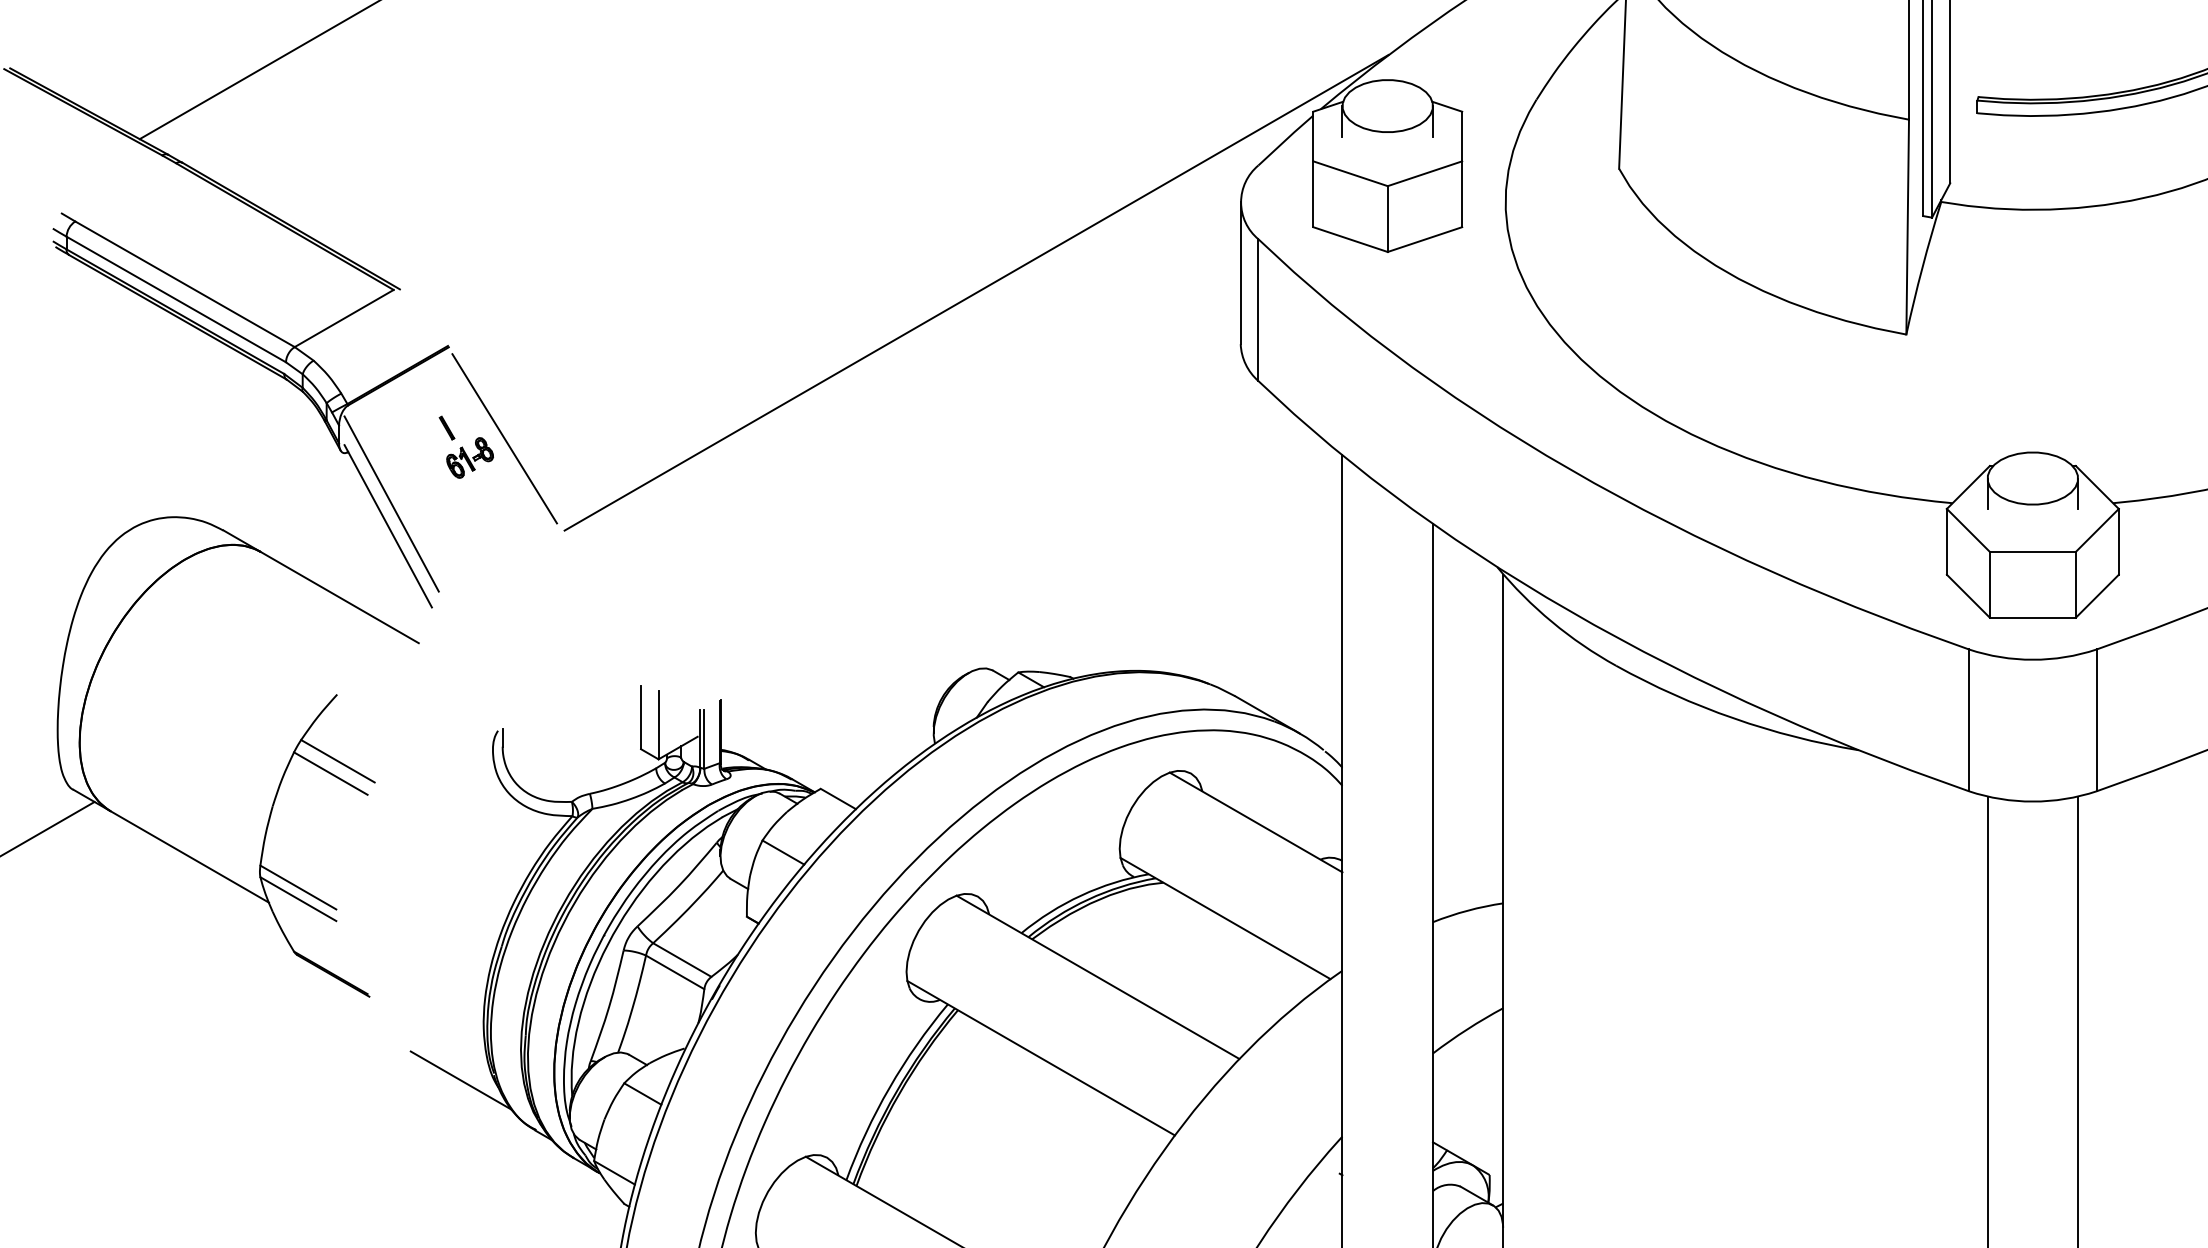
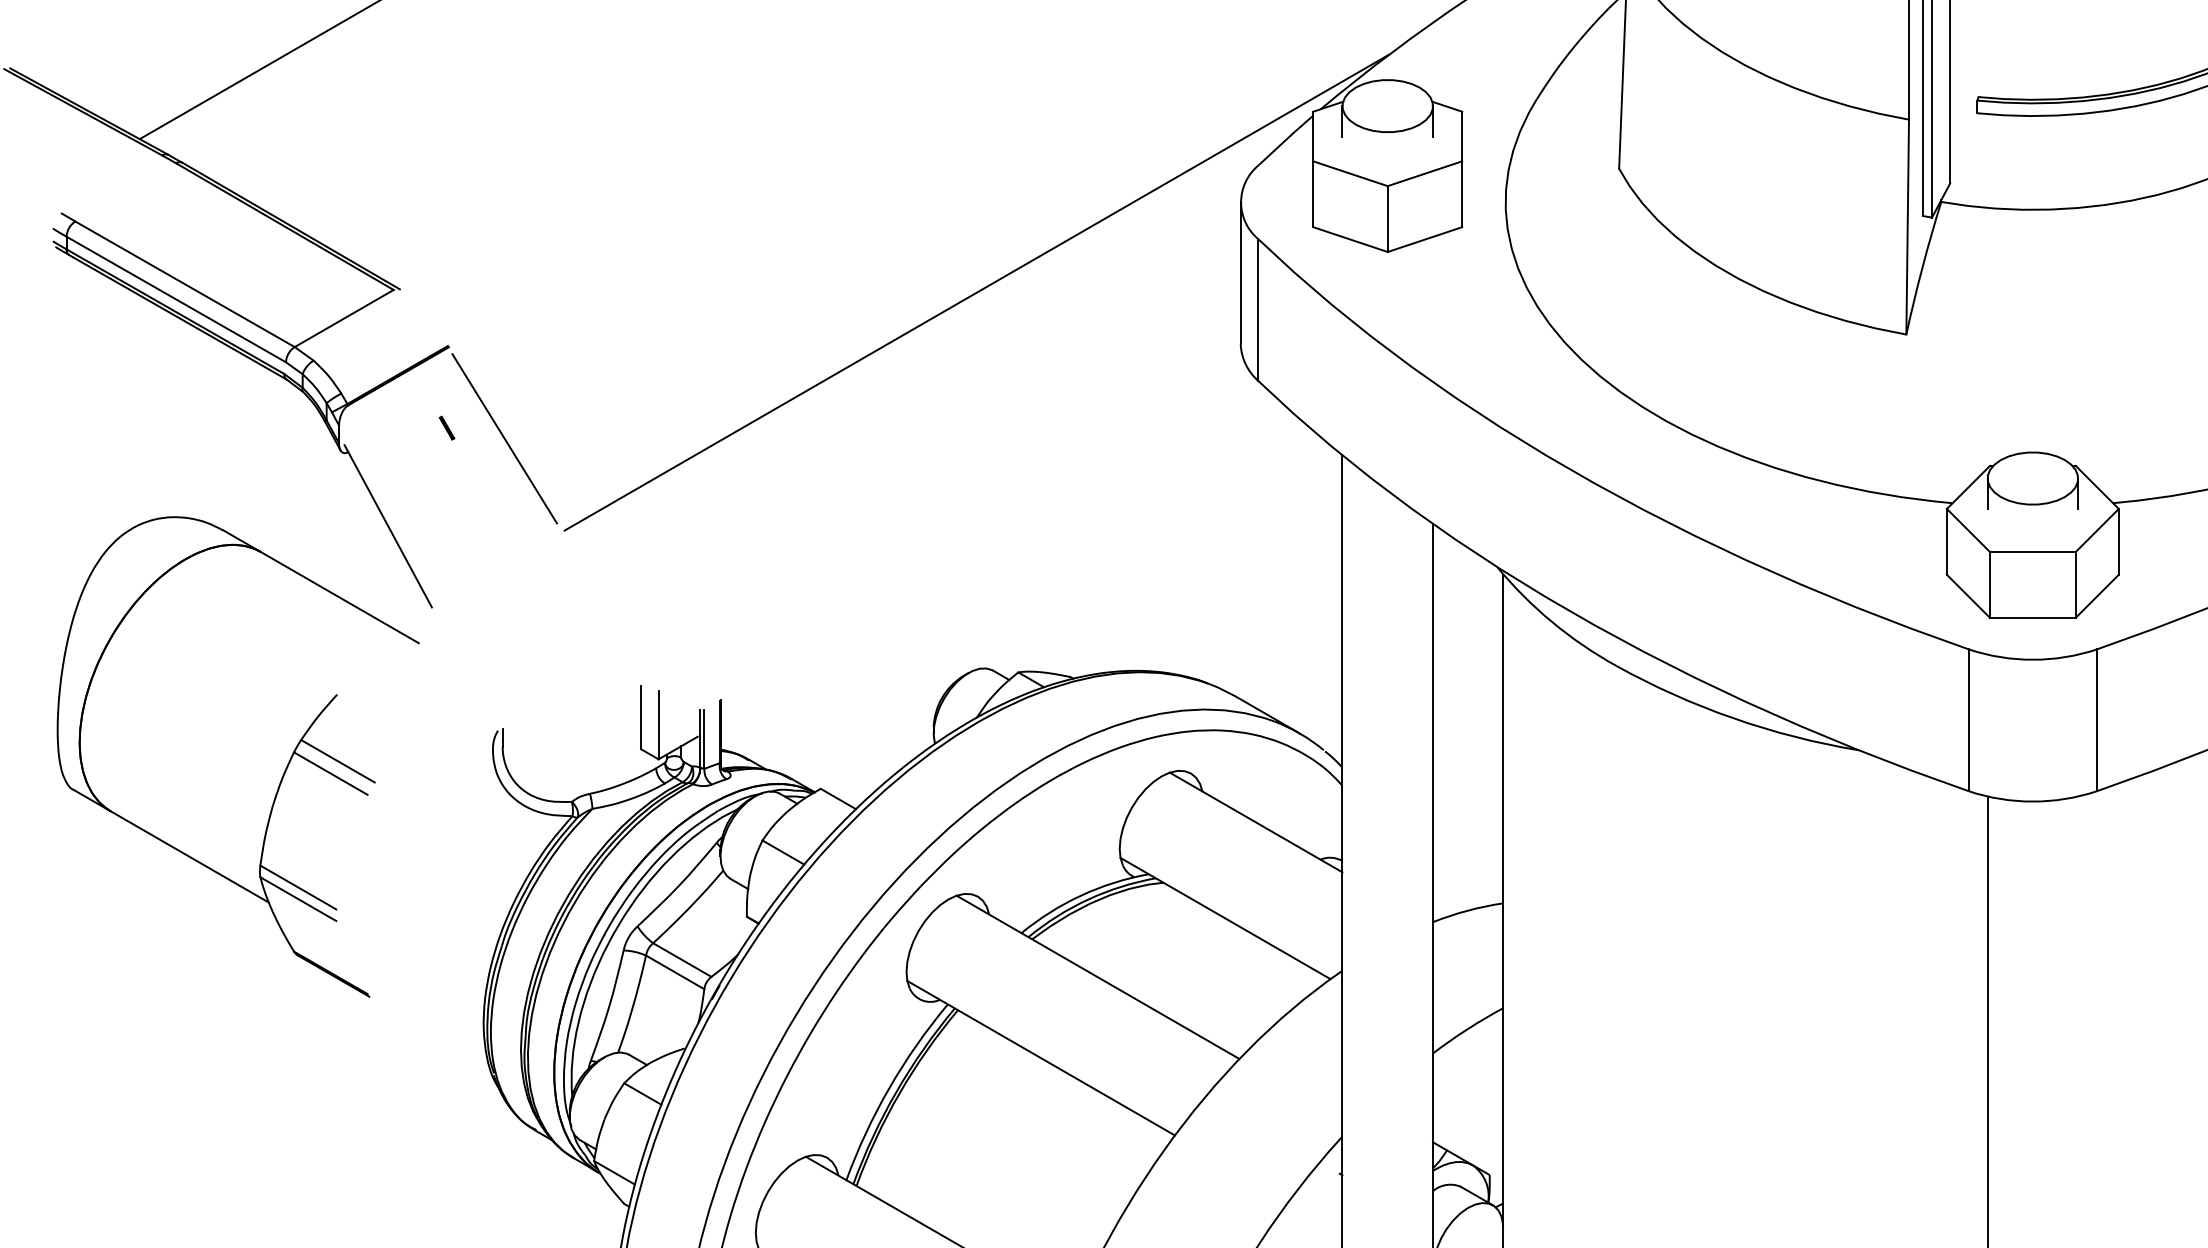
part: present -> none (469, 457)
line: present -> none (391, 503)
line: present -> none (48, 828)
line: present -> none (2078, 1020)
line: present -> none (460, 1080)
